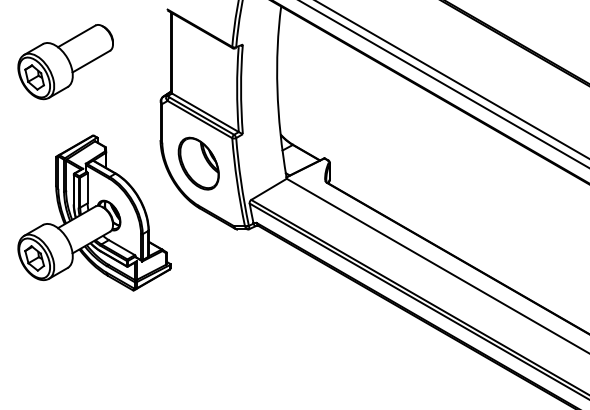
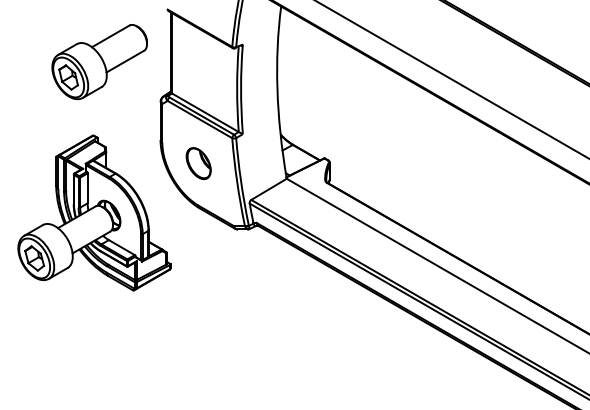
part position: (65, 62) -> (99, 62) (99, 62)
line: present -> none (443, 84)
part size: 43x55 px -> 27x34 px (198, 163)
